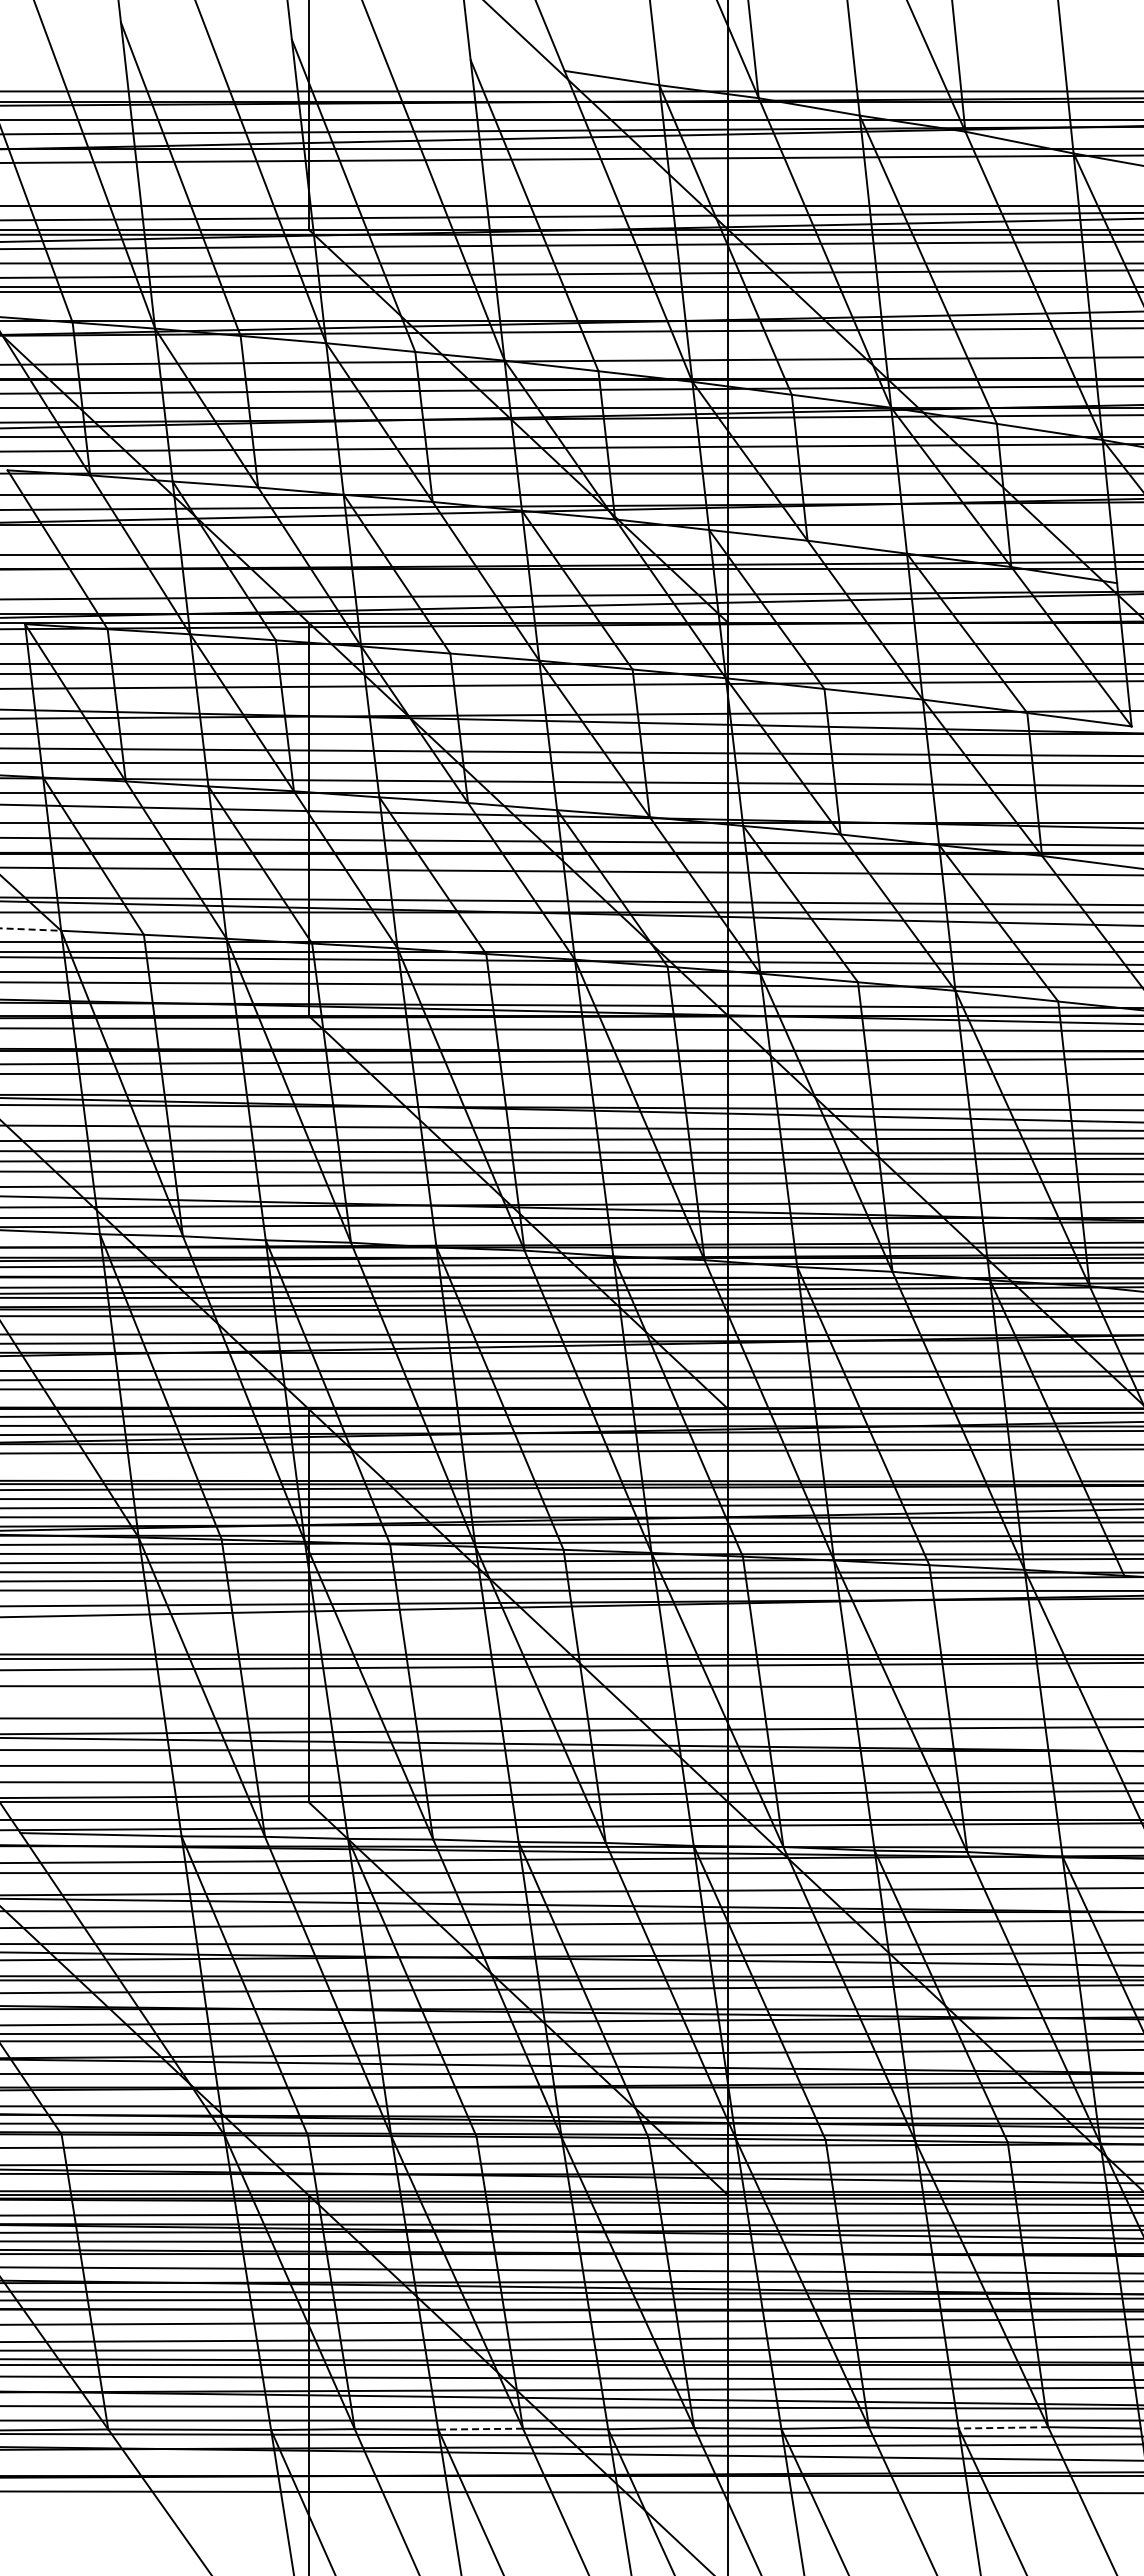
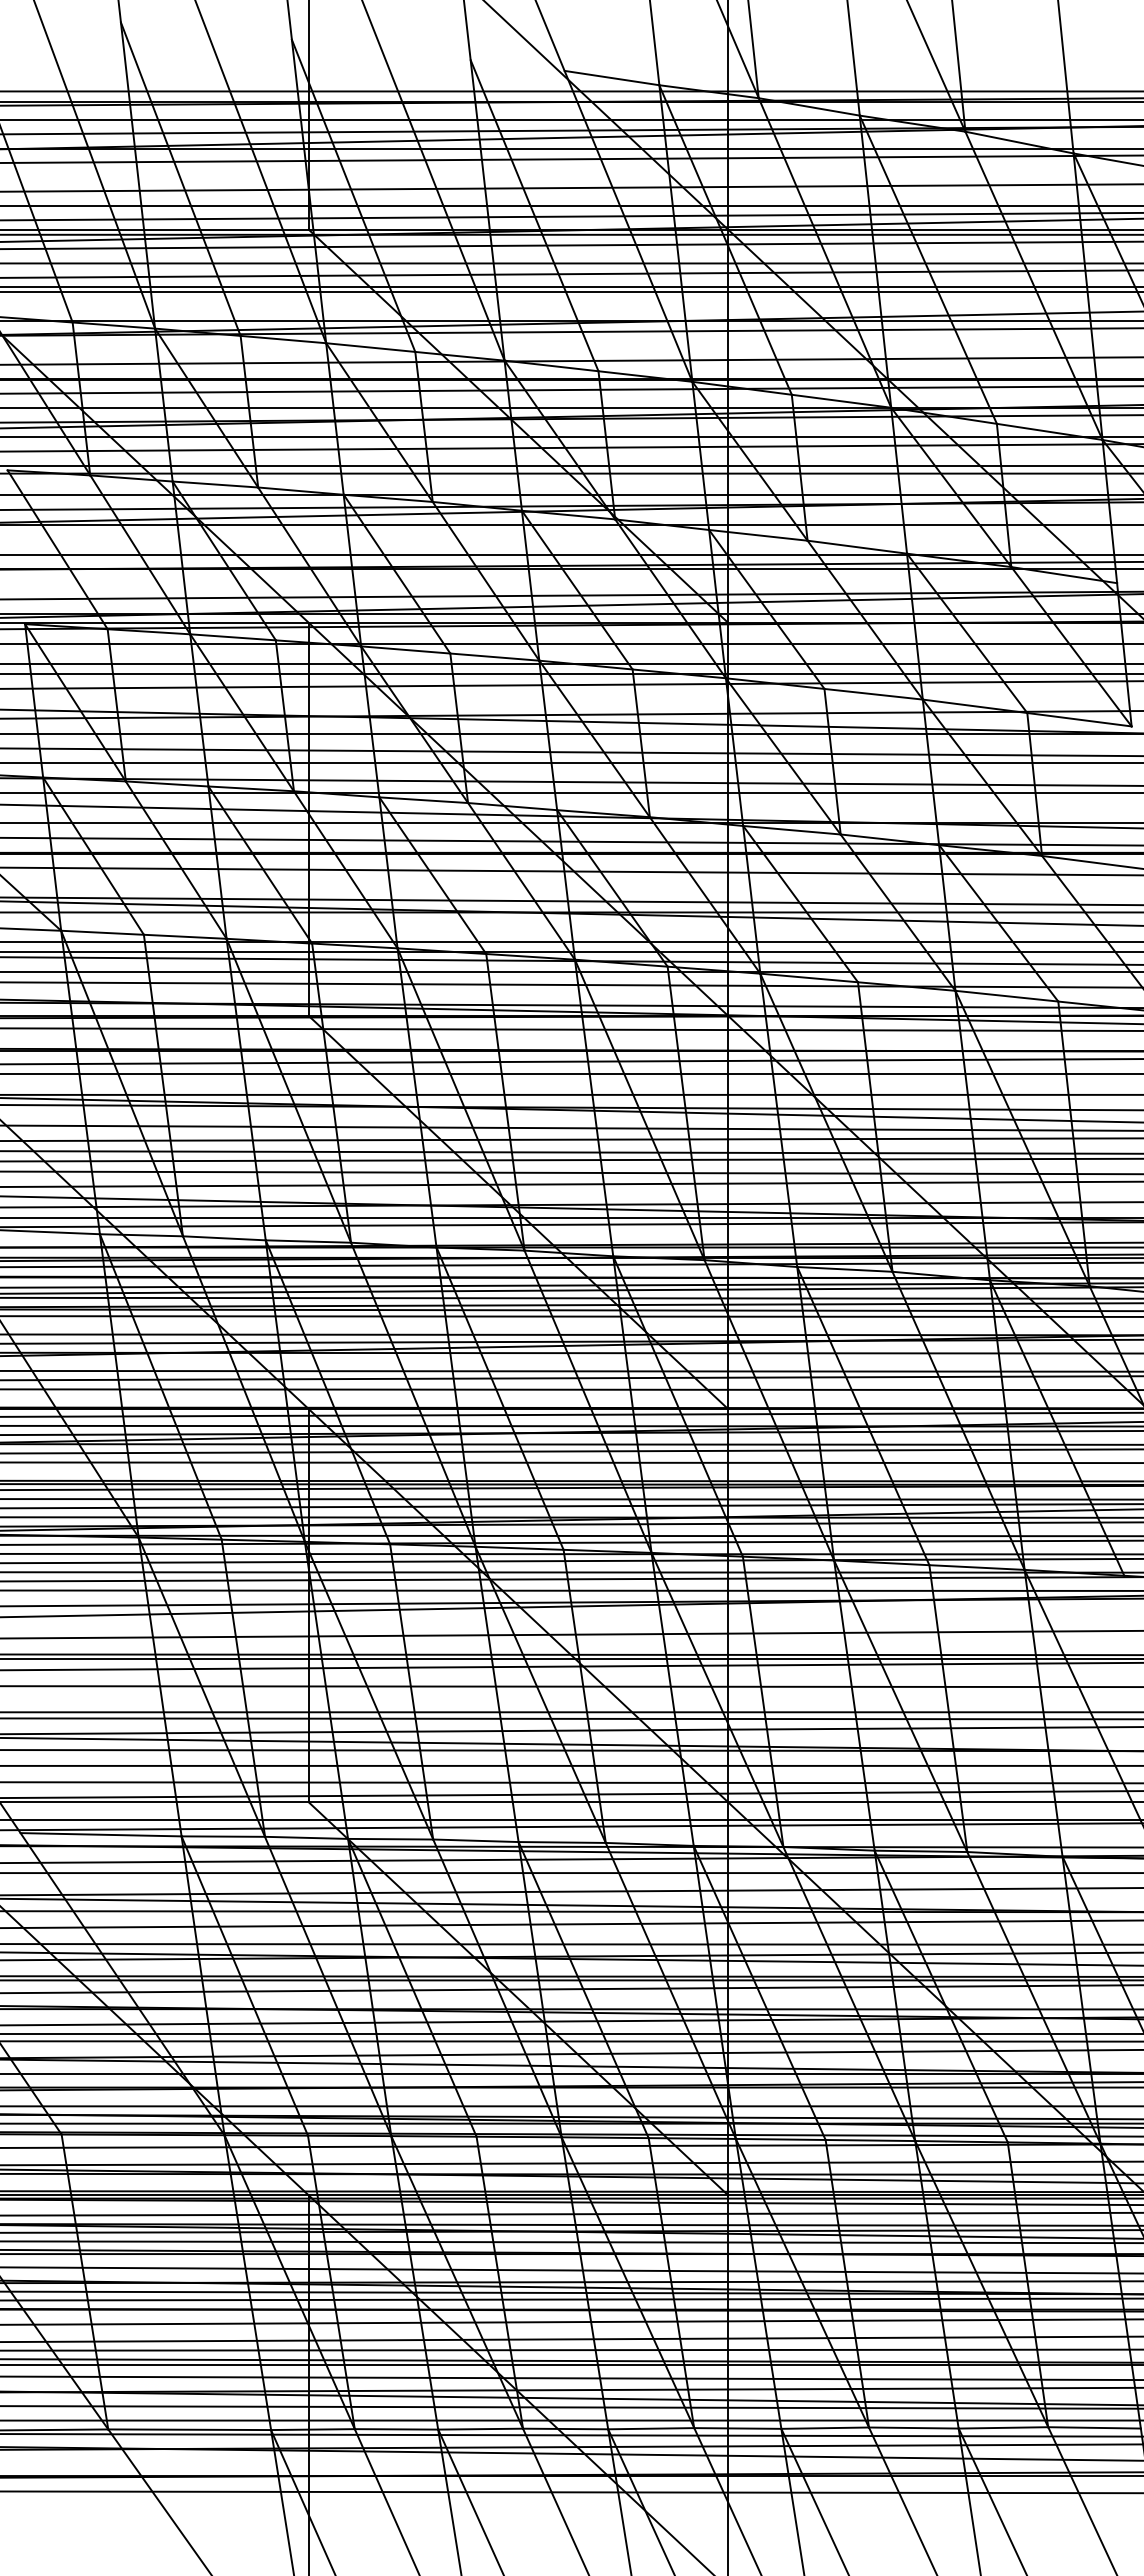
line: none -> present (571, 187)
line: dashed -> solid (31, 929)
line: none -> present (571, 1462)
line: none -> present (571, 1634)
line: none -> present (571, 1712)
line: dashed -> solid (1003, 2427)
line: dashed -> solid (480, 2429)
